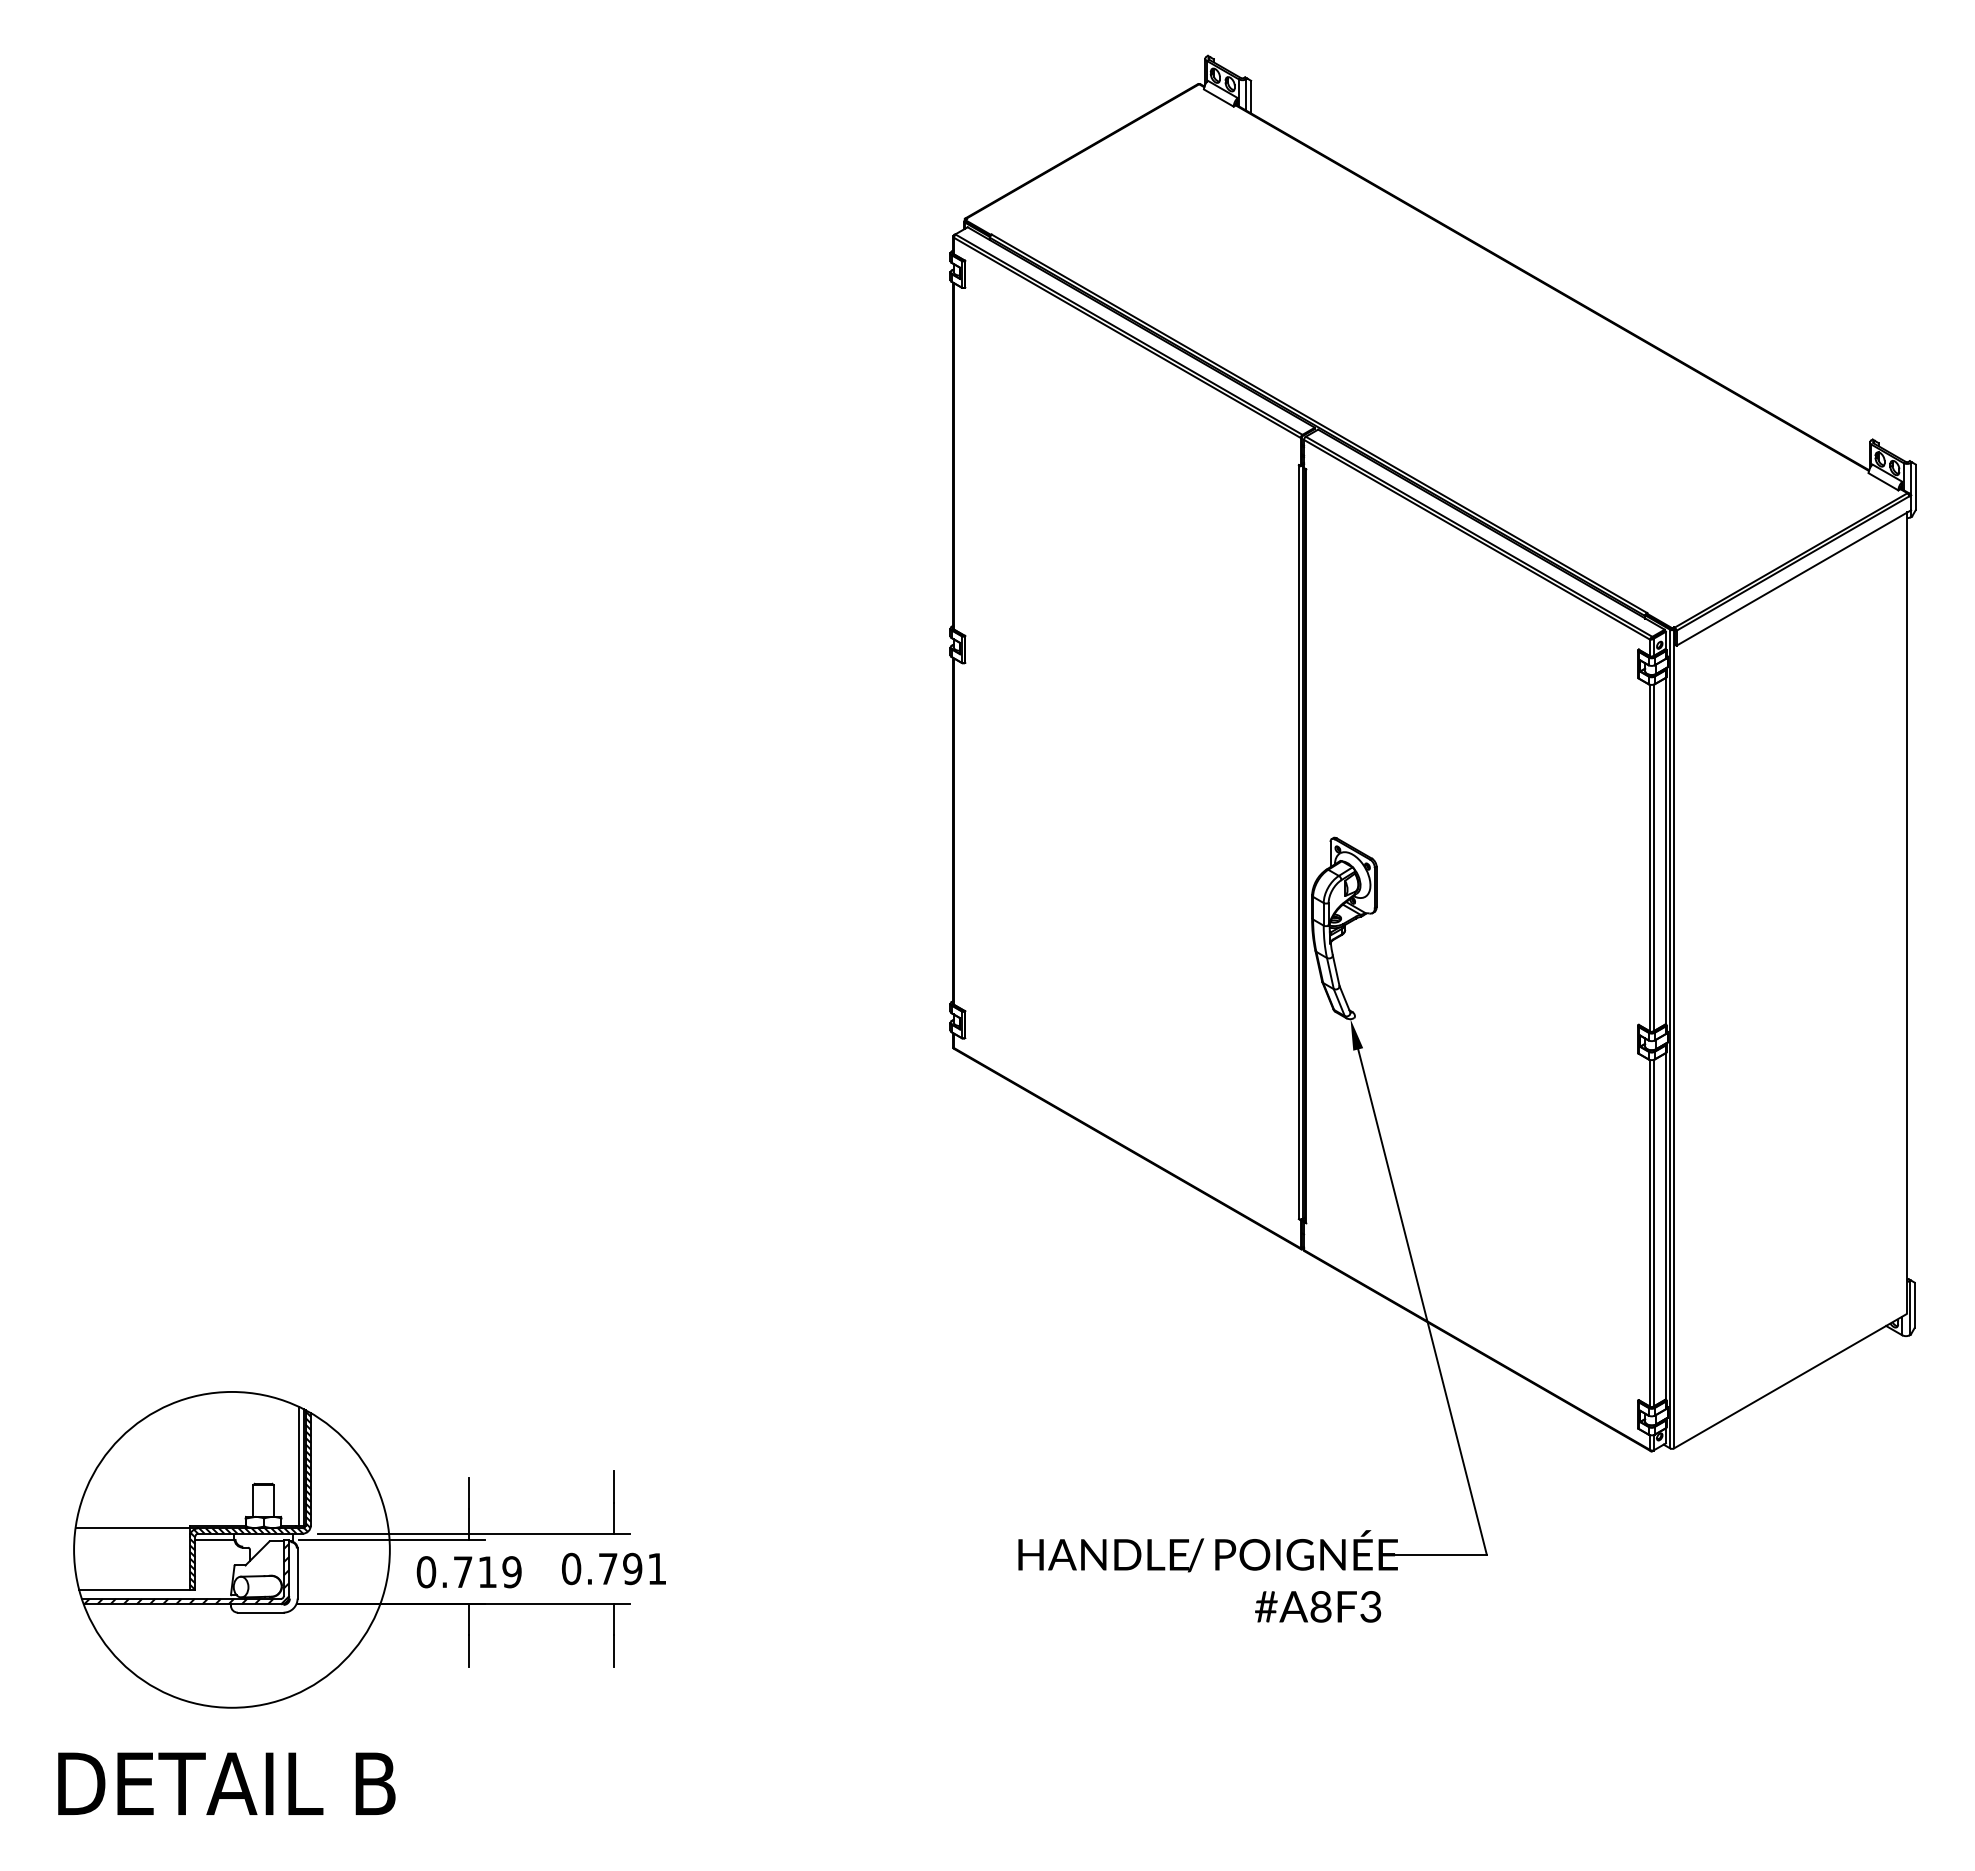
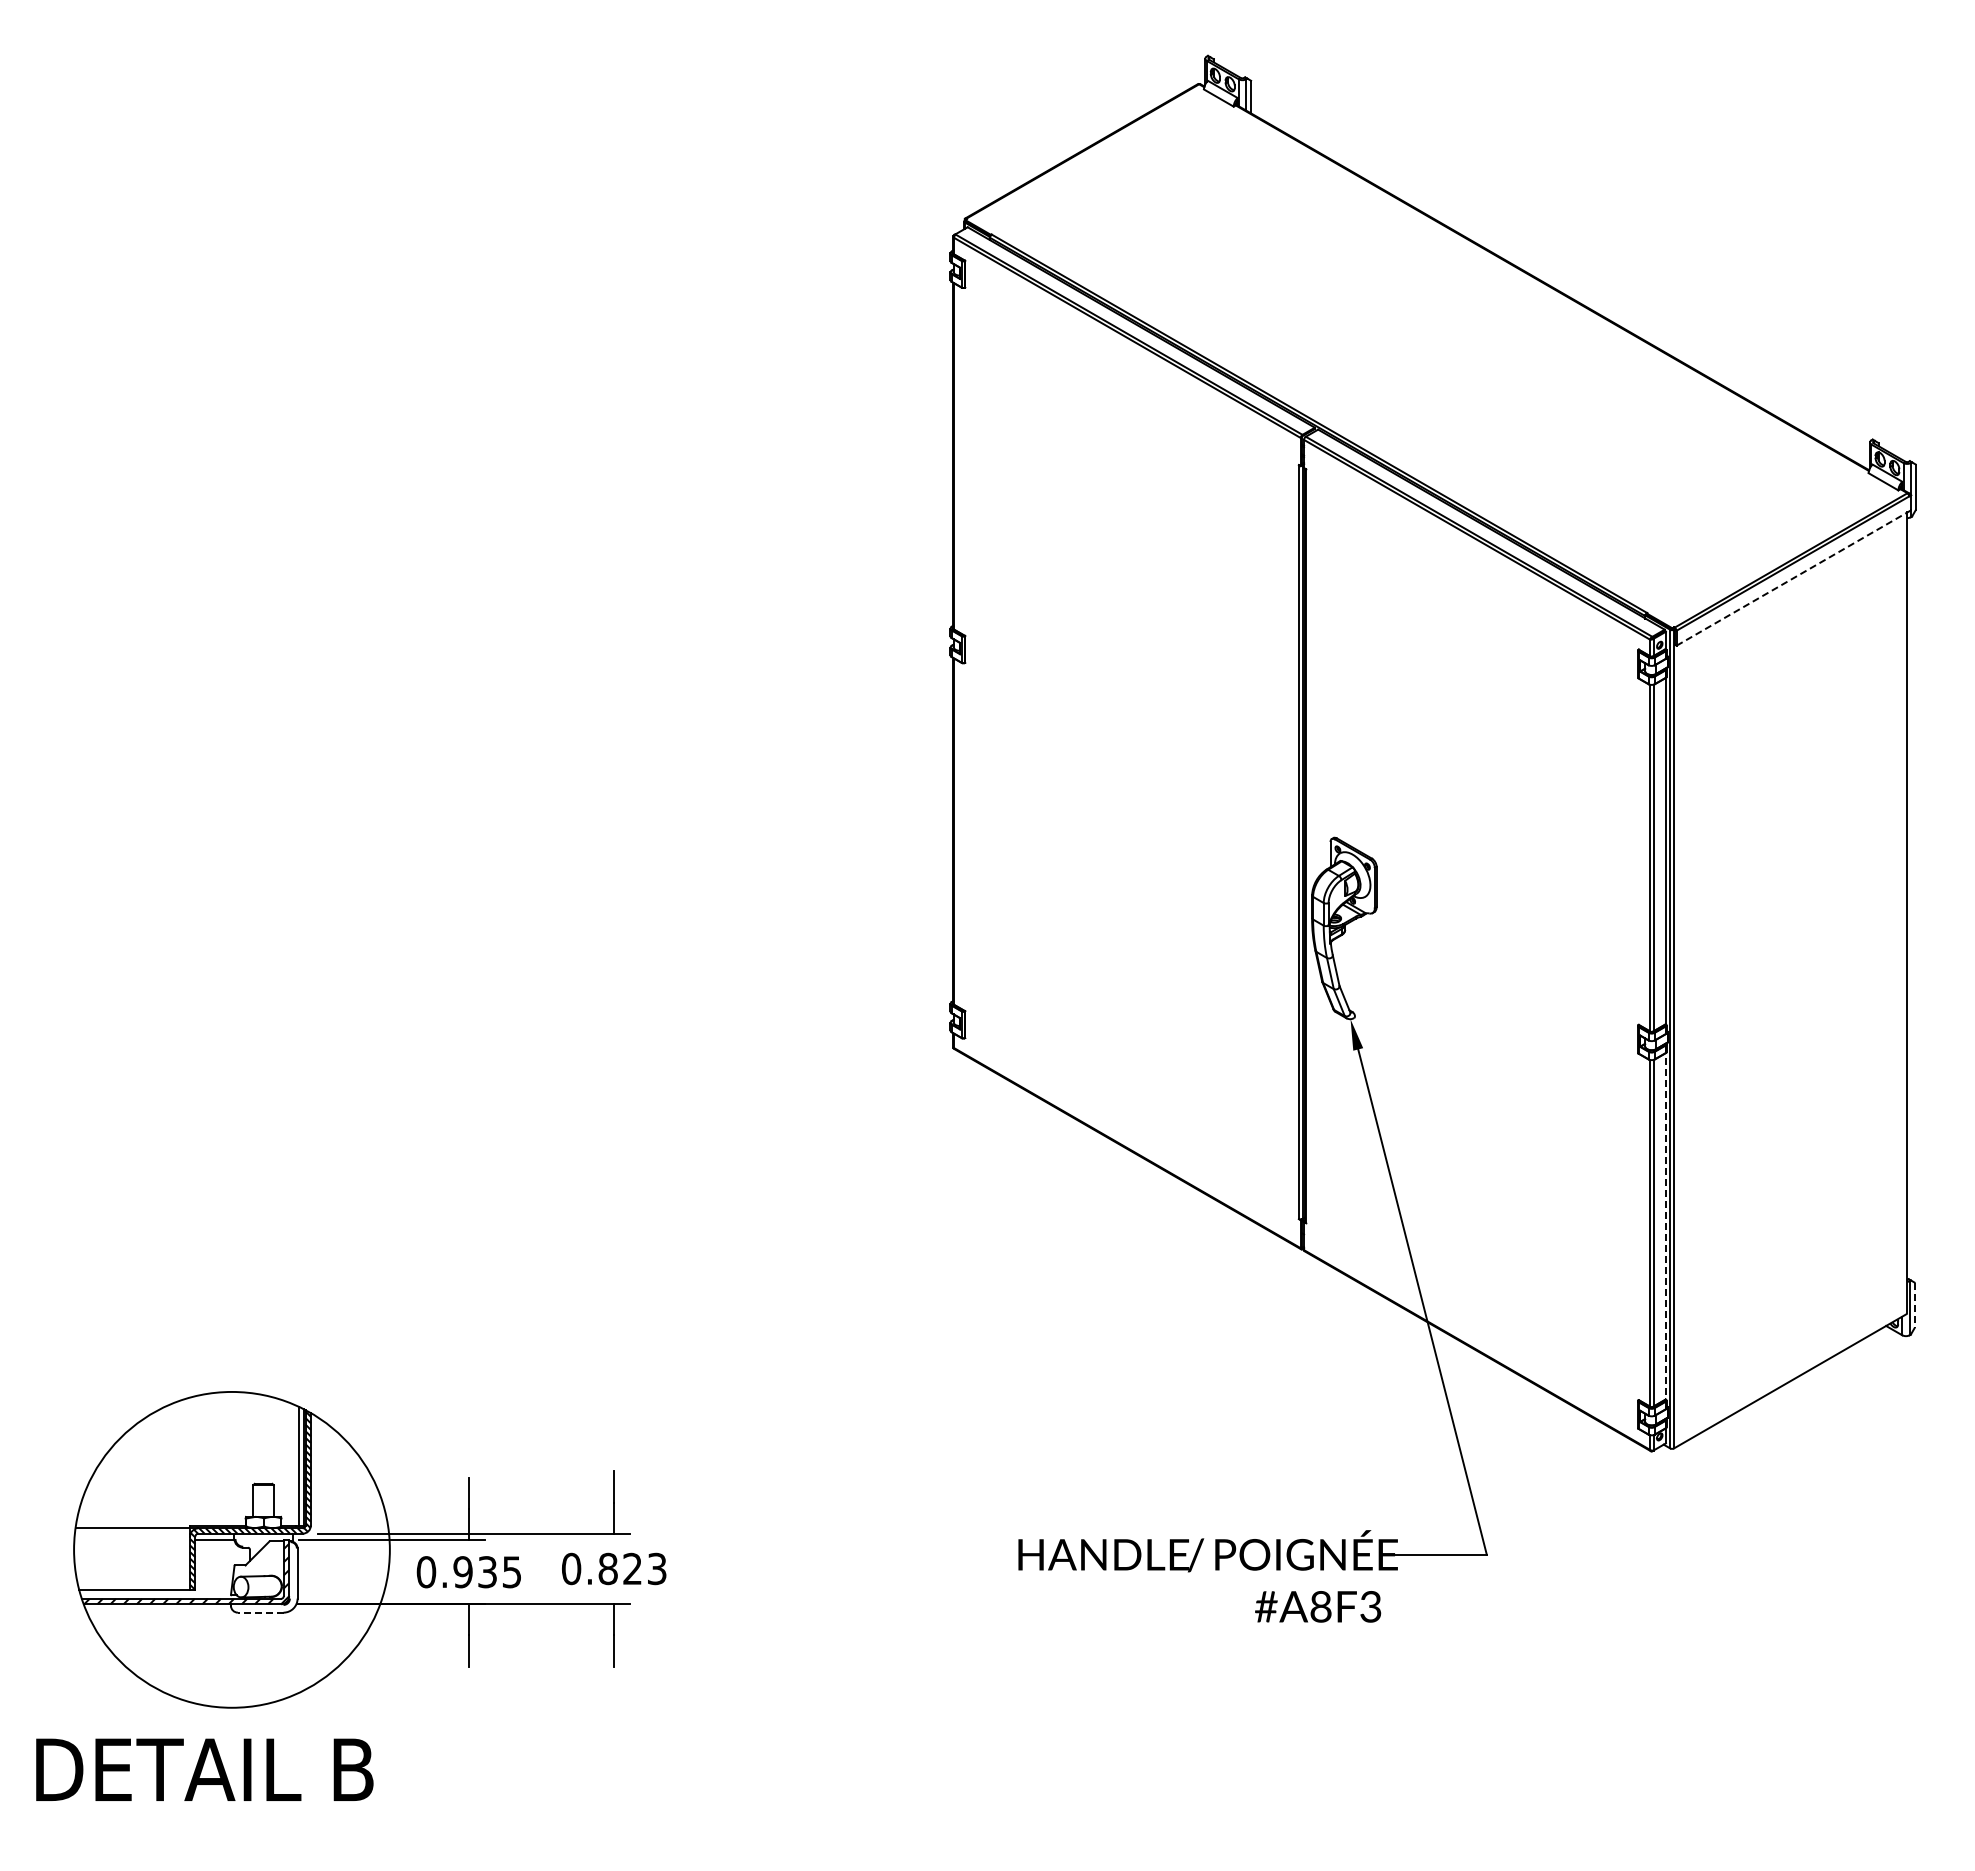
line: solid -> dashed (1794, 577)
line: solid -> dashed (1665, 1223)
line: solid -> dashed (1914, 1305)
text: 0.791 -> 0.823 (632, 1568)
text: 0.719 -> 0.935 (487, 1572)
line: solid -> dashed (260, 1612)
text position: (226, 1783) -> (204, 1769) (204, 1769)
